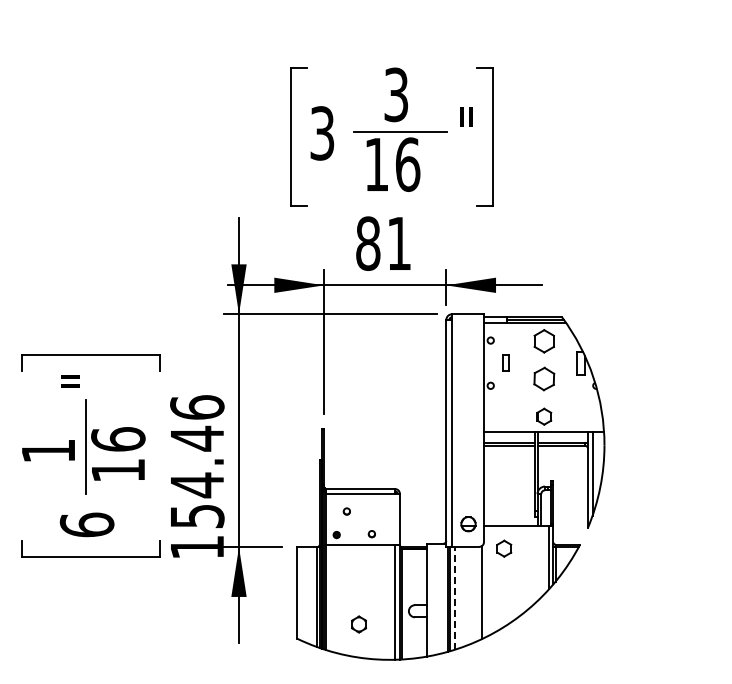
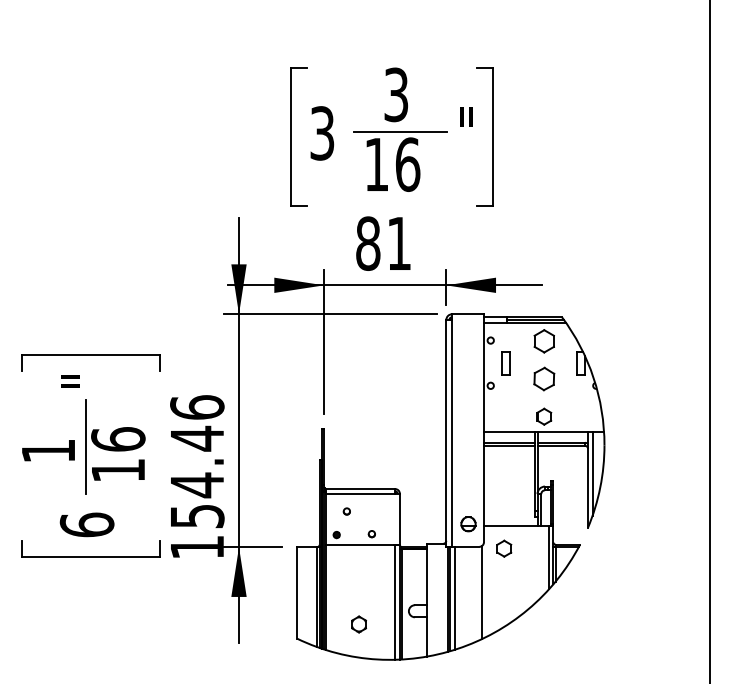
line: none -> present (710, 341)
part size: 8x18 px -> 10x25 px (505, 363)
line: dashed -> solid (454, 598)
